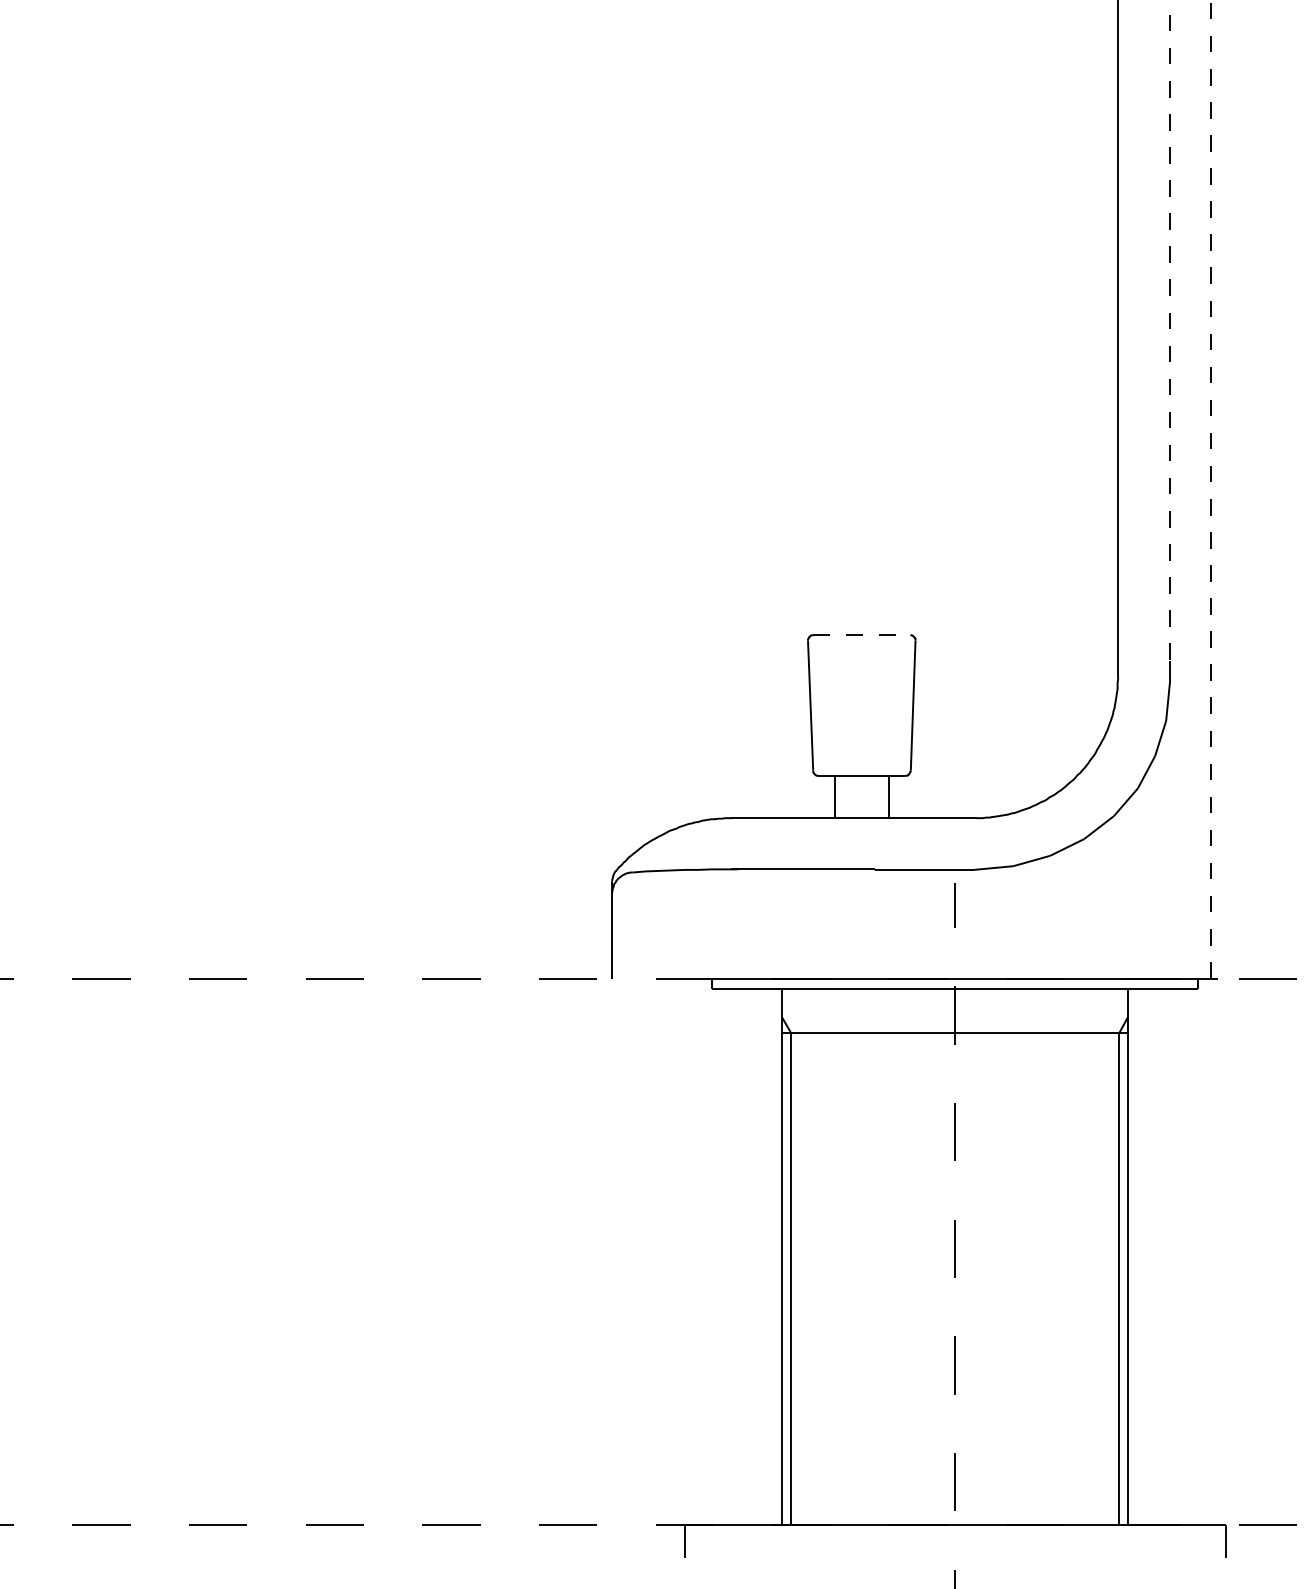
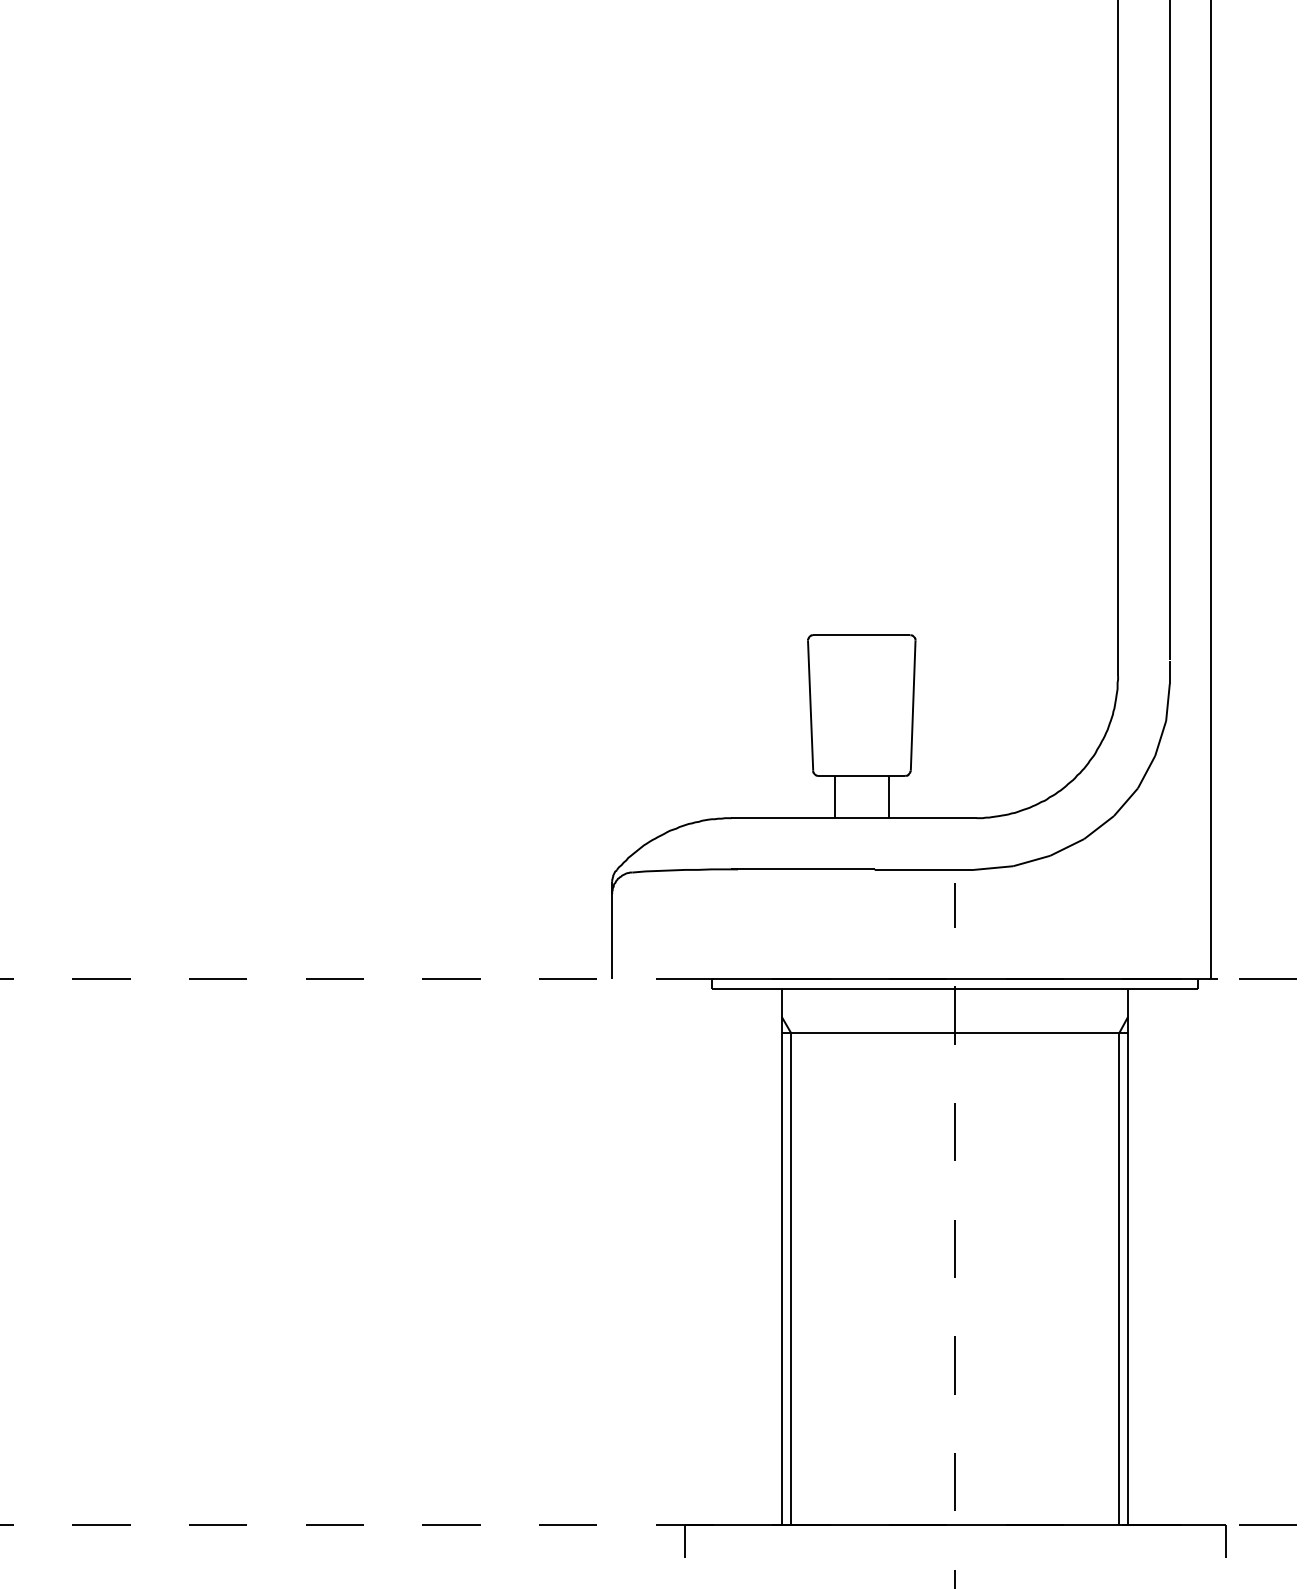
line: dashed -> solid (1169, 329)
line: dashed -> solid (1211, 489)
line: dashed -> solid (861, 635)
